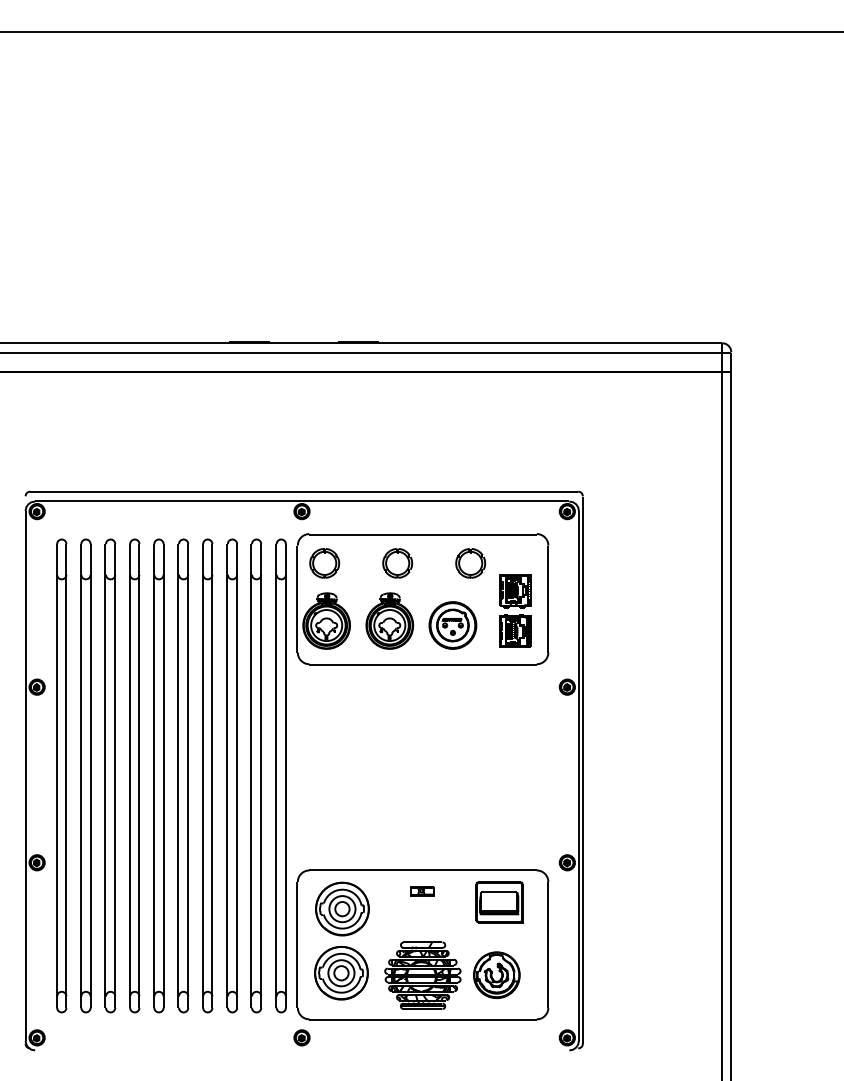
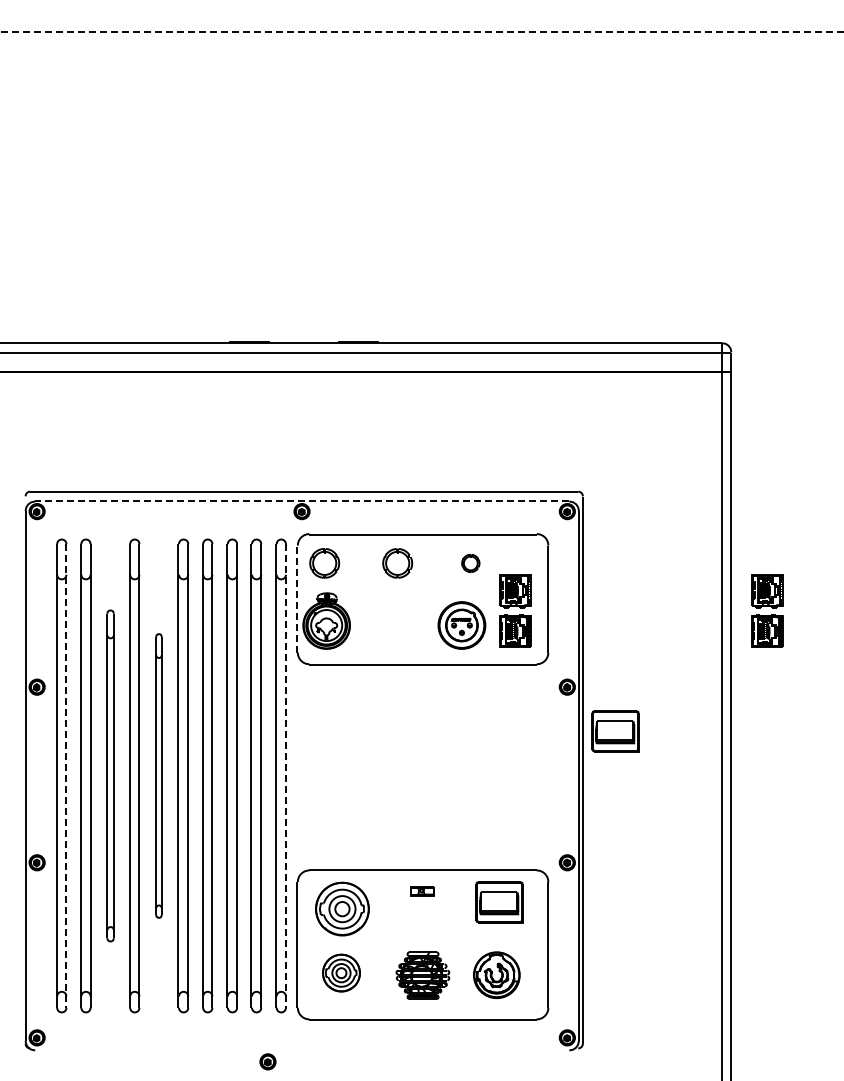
line: solid -> dashed (422, 32)
line: solid -> dashed (301, 501)
part size: 32x31 px -> 20x21 px (470, 563)
line: solid -> dashed (297, 599)
part: none -> present (767, 610)
part: present -> none (389, 620)
part position: (452, 625) -> (461, 625) (461, 625)
part: none -> present (615, 731)
part size: 13x476 px -> 9x334 px (110, 775)
part size: 12x476 px -> 8x286 px (158, 775)
line: solid -> dashed (66, 776)
line: solid -> dashed (285, 776)
part size: 55x56 px -> 39x40 px (341, 972)
part size: 78x69 px -> 56x49 px (422, 975)
part position: (301, 1037) -> (267, 1061) (267, 1061)
